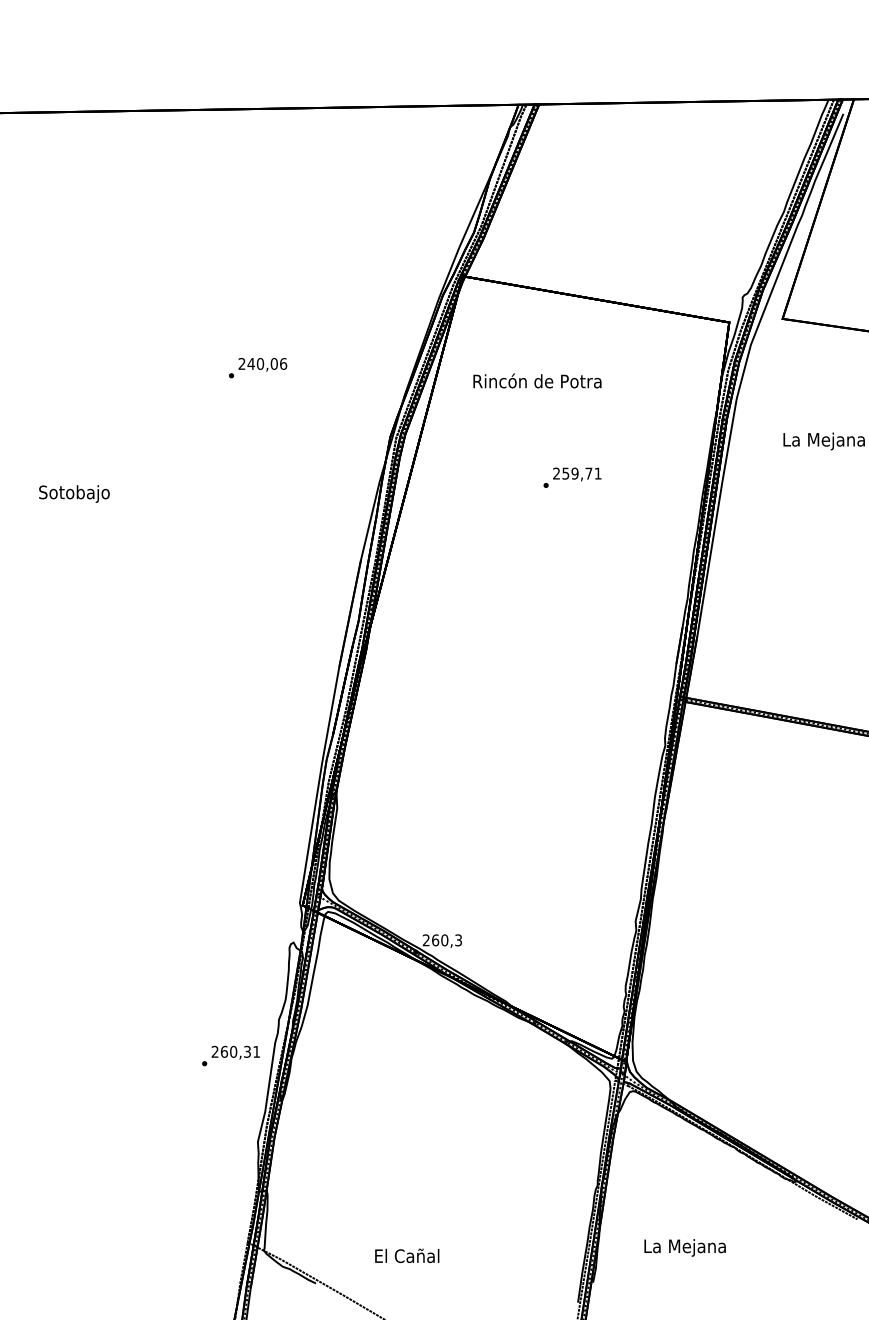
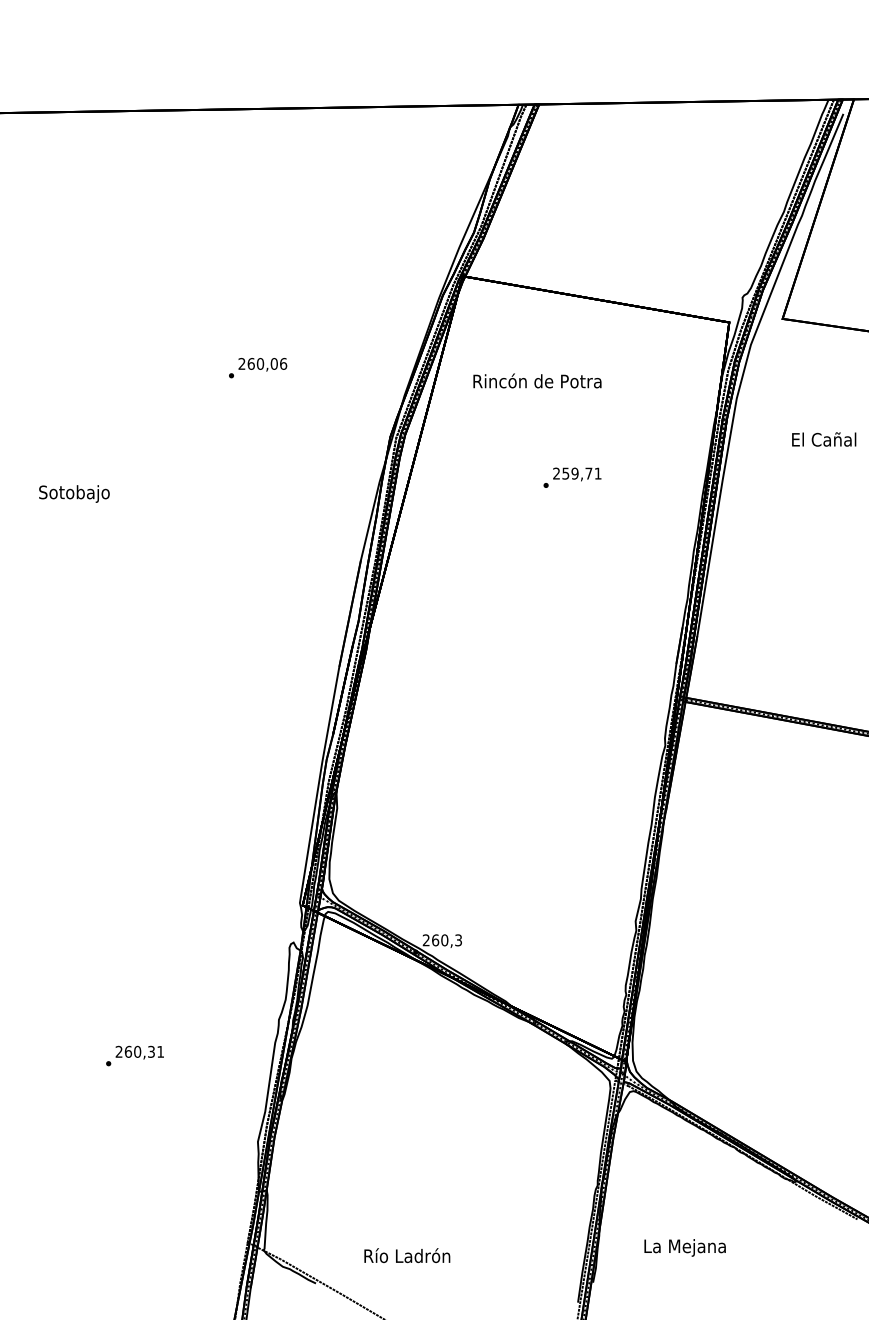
text: 240,06 -> 260,06 (251, 363)
text: La Mejana -> El Cañal (823, 441)
text position: (230, 1055) -> (134, 1055) (134, 1055)
text: El Cañal -> Río Ladrón (407, 1255)
